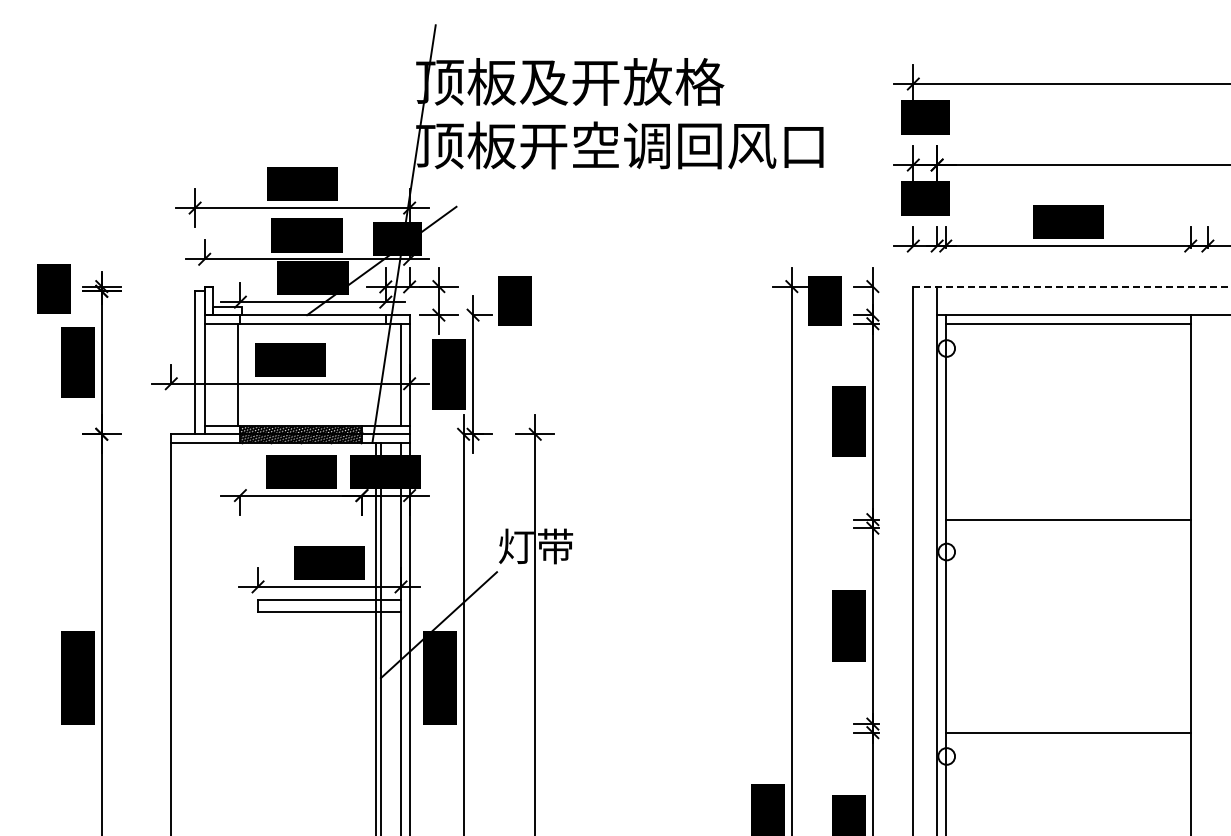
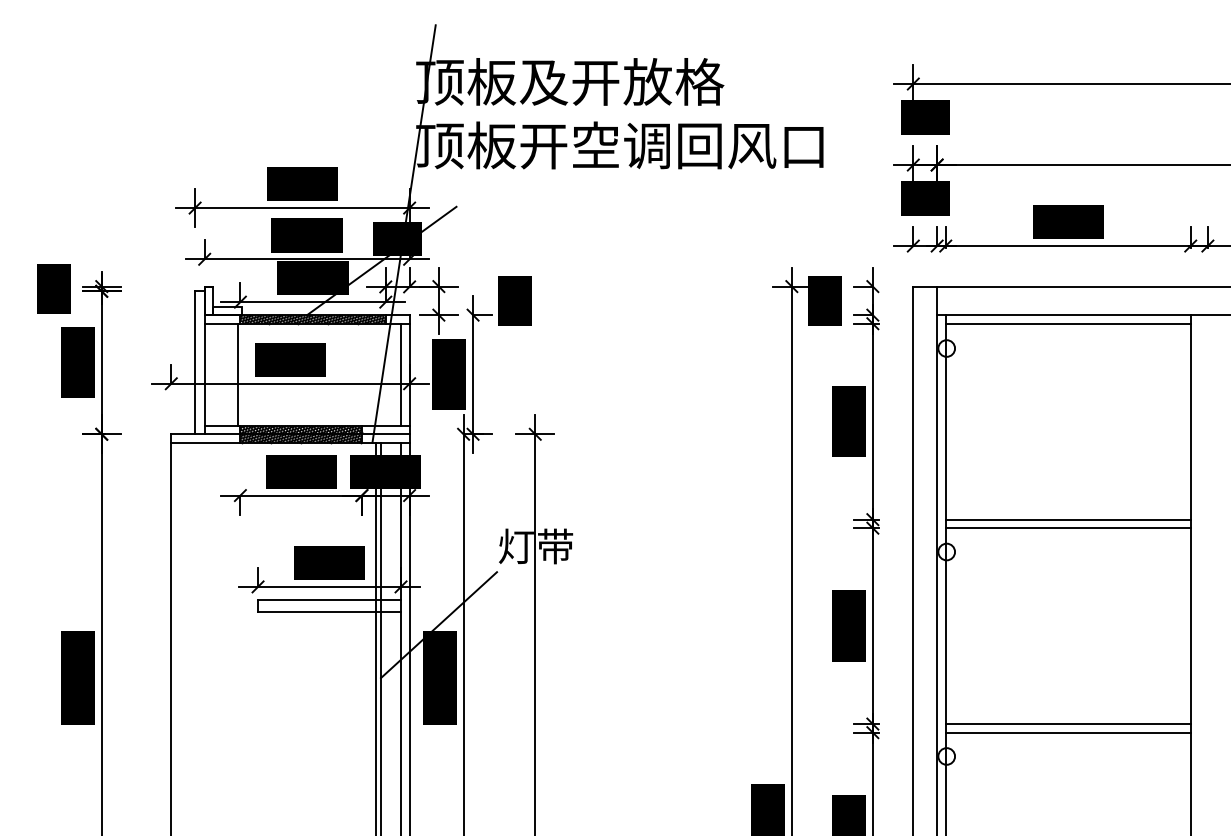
line: dashed -> solid (1072, 286)
hatch: none -> present (312, 319)
line: none -> present (1067, 528)
line: none -> present (1067, 724)
